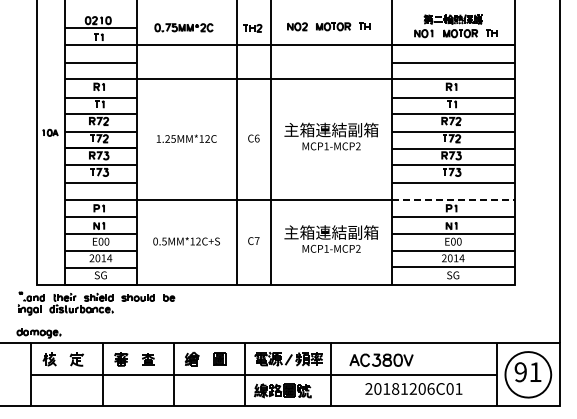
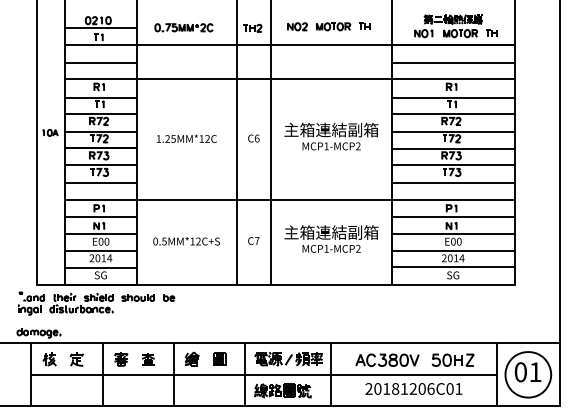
line: dashed -> solid (453, 199)
part position: (381, 359) -> (387, 359) (387, 359)
part: none -> present (452, 359)
text: 91 -> 01 (520, 372)
